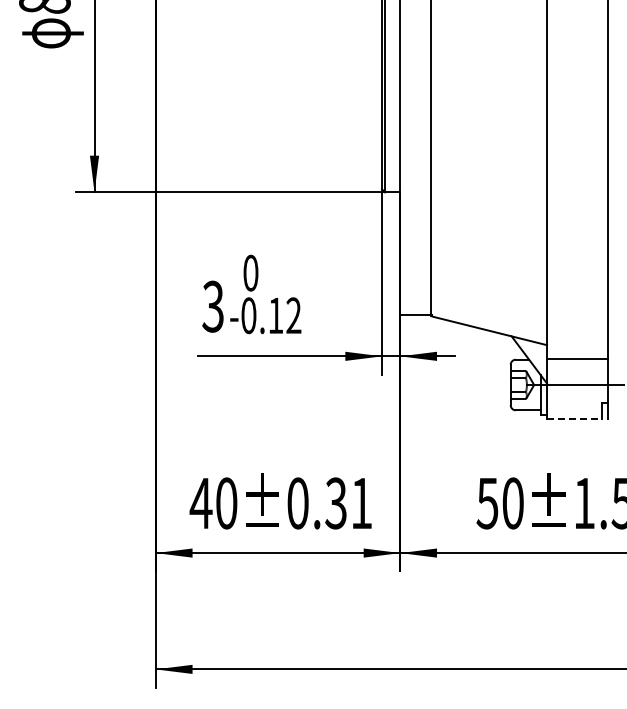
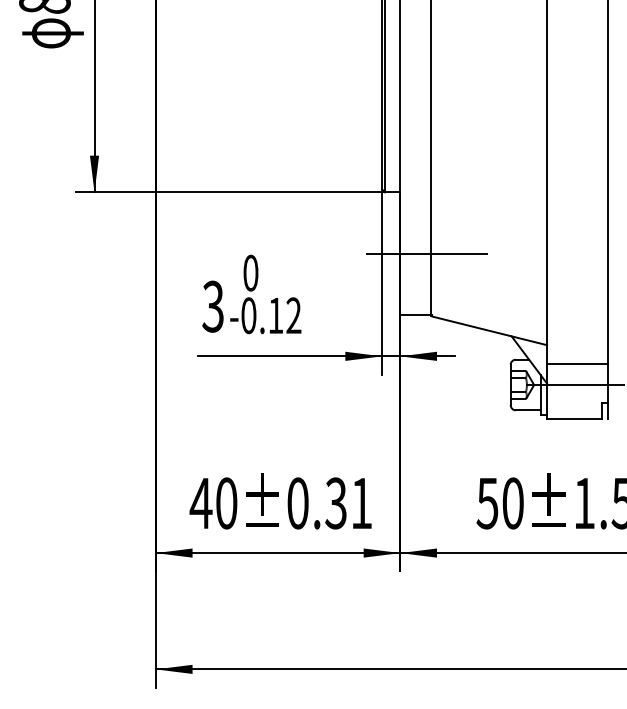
line: none -> present (426, 253)
line position: (577, 358) -> (577, 363) (577, 363)
line: dashed -> solid (574, 418)
